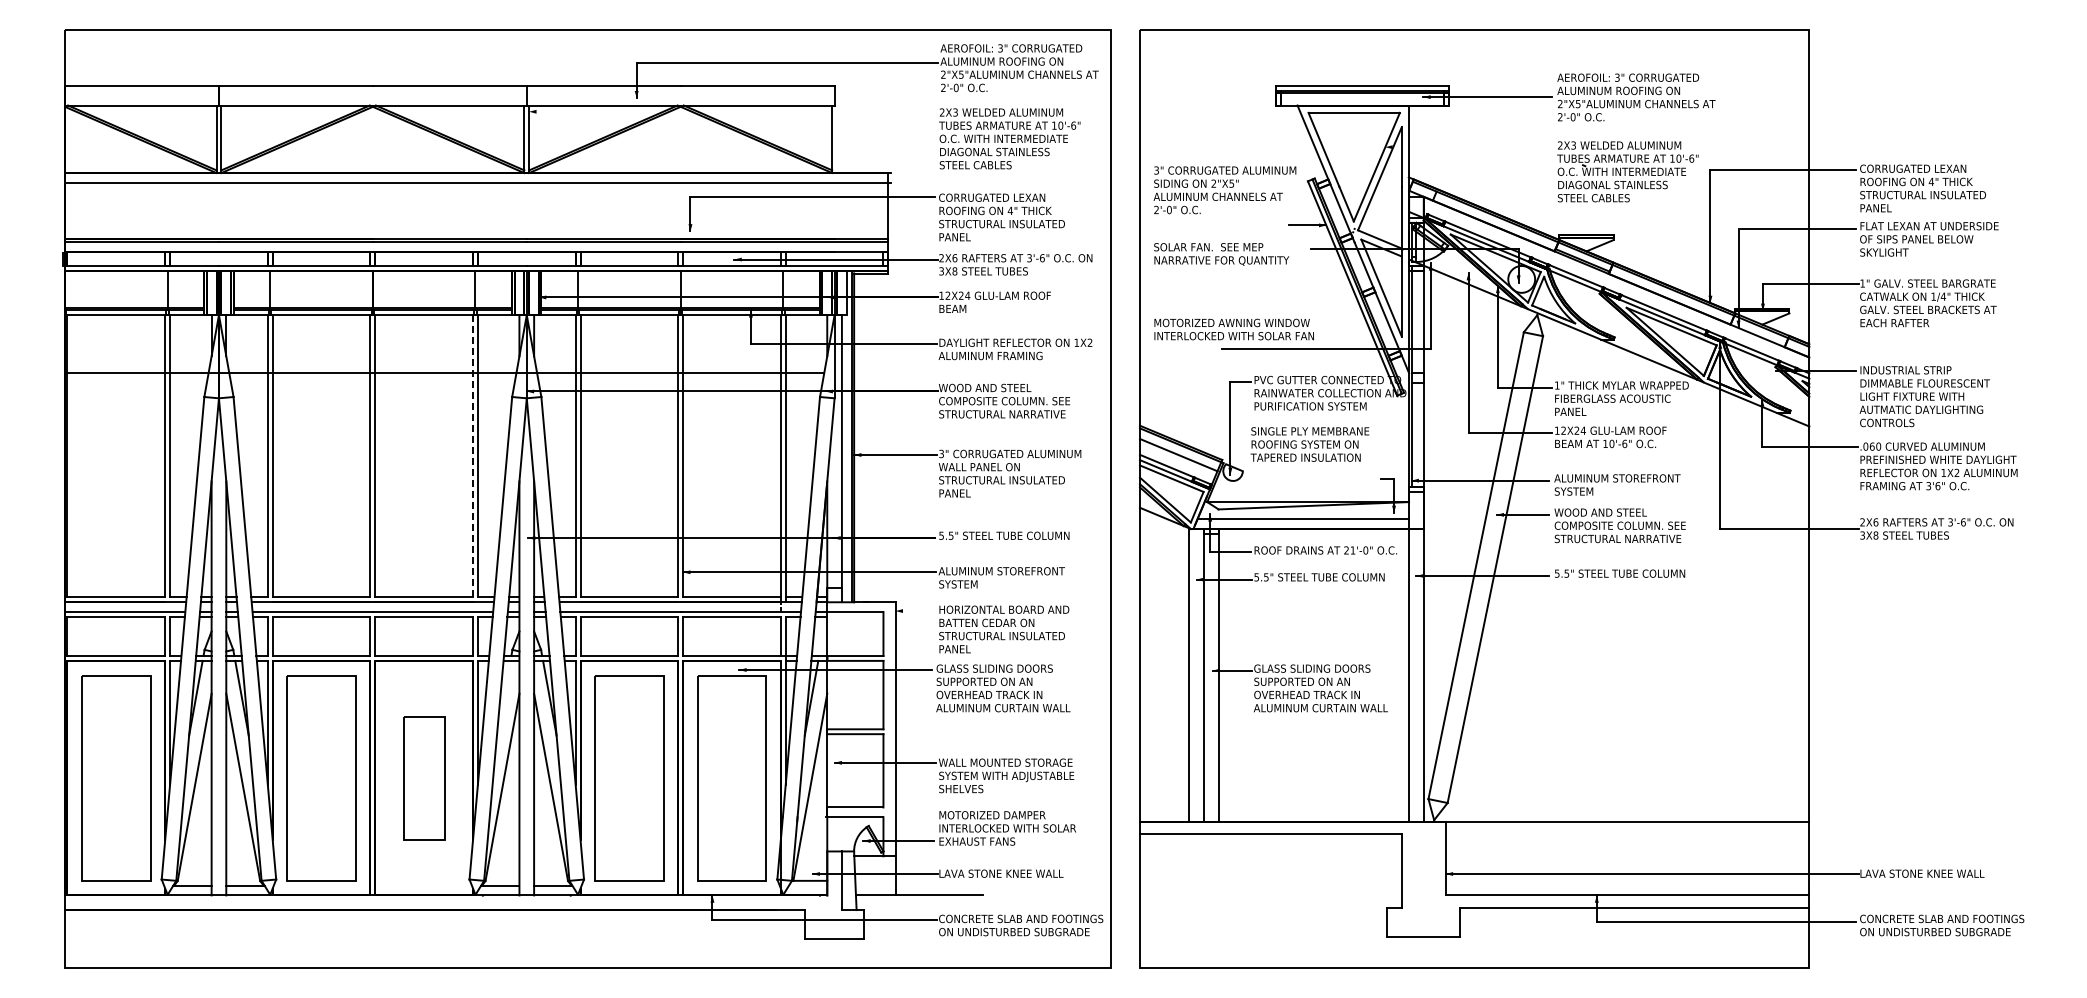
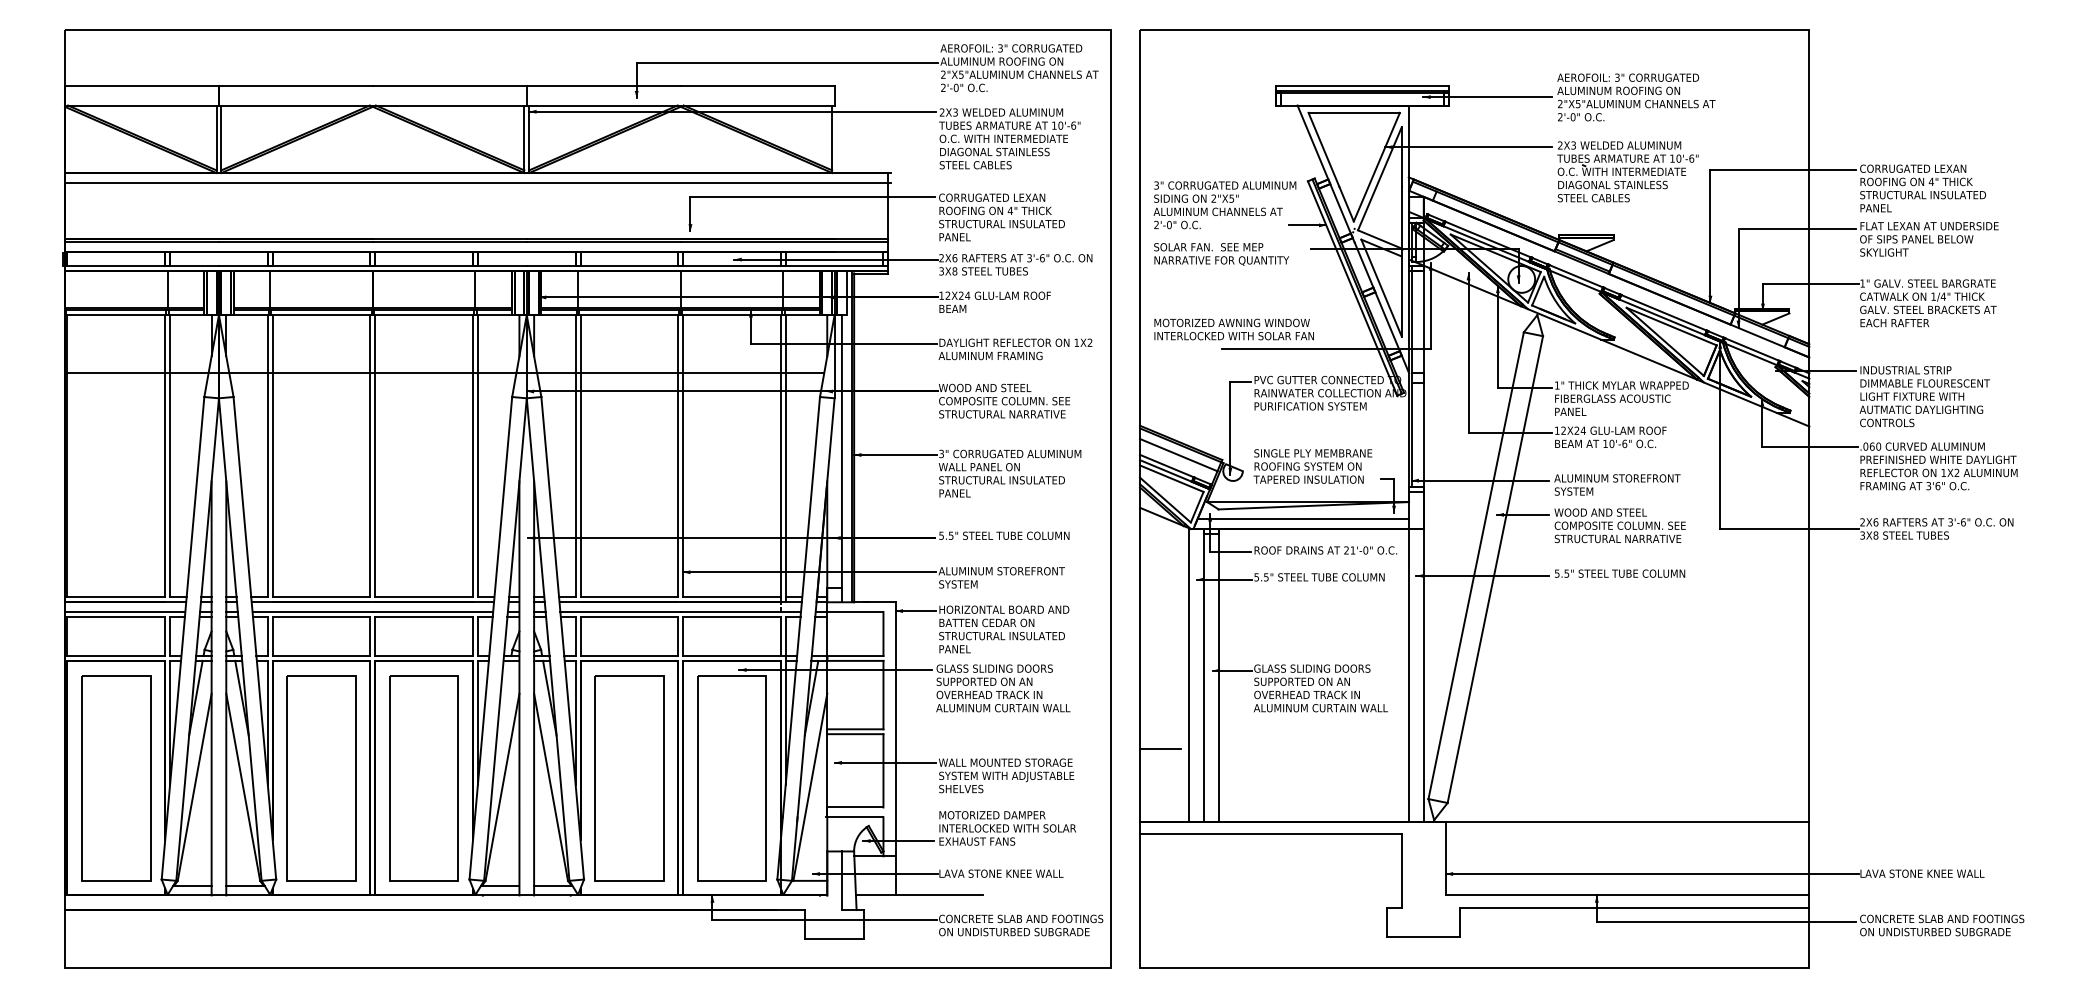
line: none -> present (732, 111)
line: none -> present (1468, 147)
text position: (1224, 190) -> (1224, 205) (1224, 205)
text position: (1309, 444) -> (1312, 466) (1312, 466)
line: dashed -> solid (473, 455)
line: none -> present (915, 611)
line: none -> present (1160, 748)
part size: 43x125 px -> 70x207 px (423, 778)
